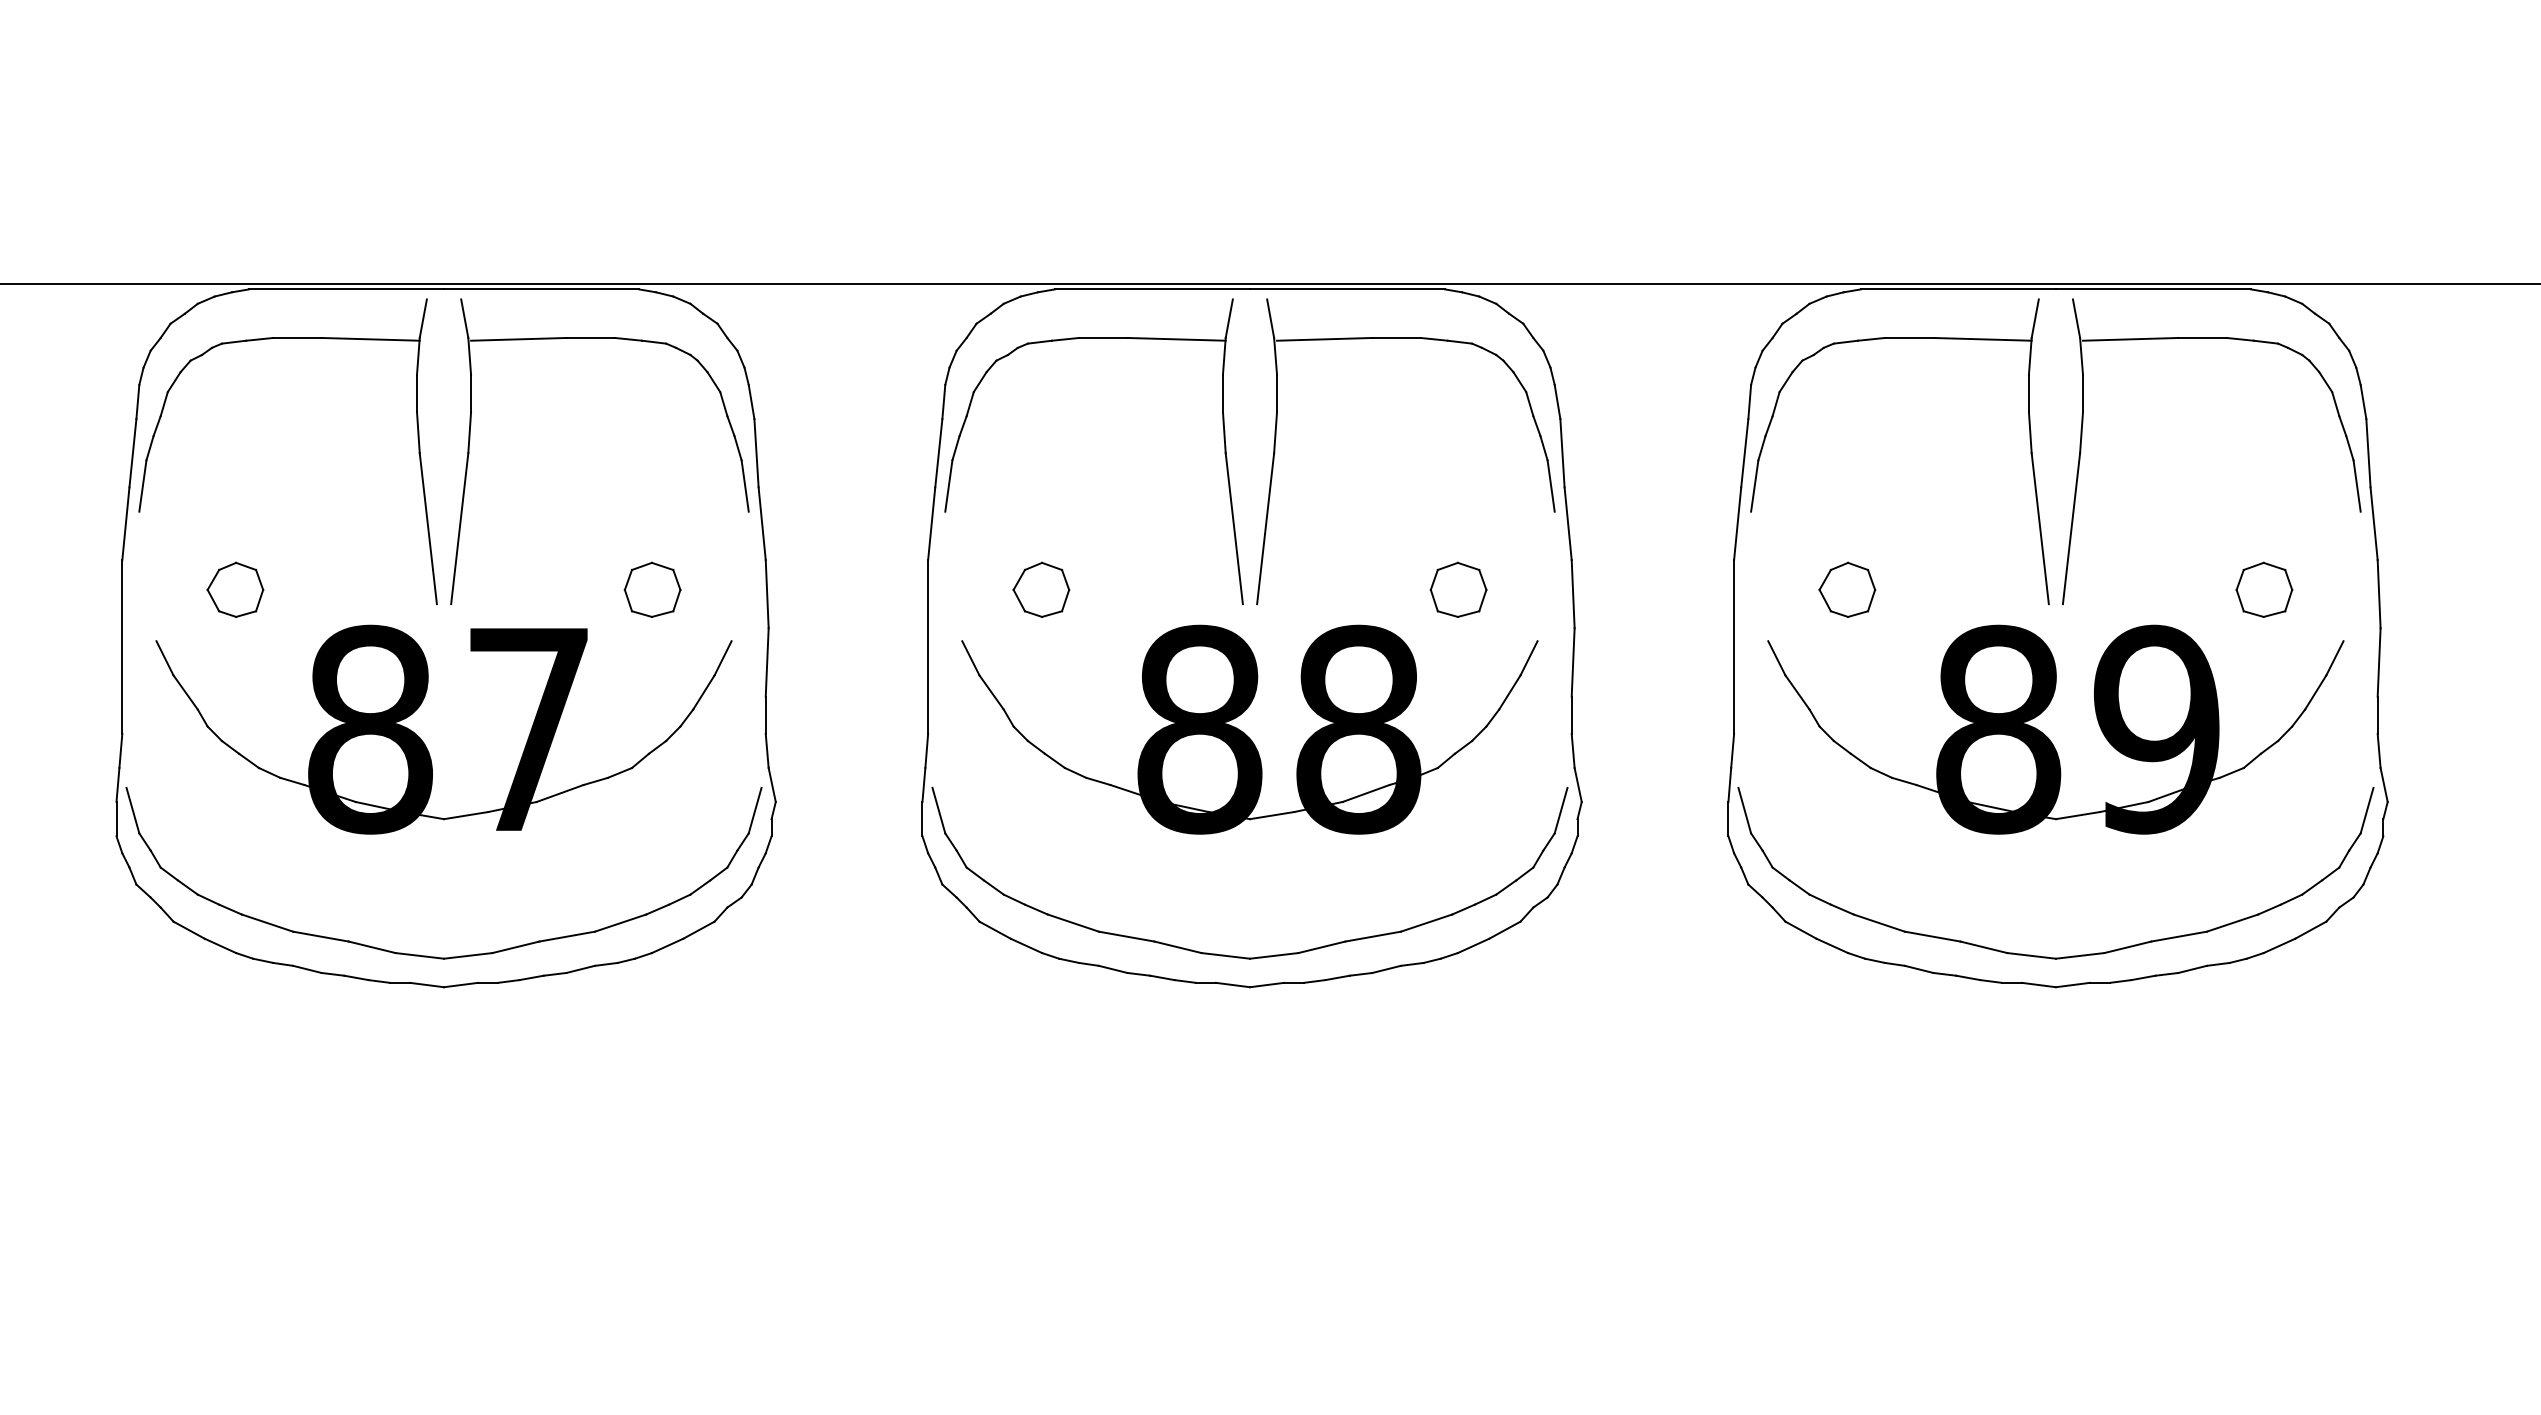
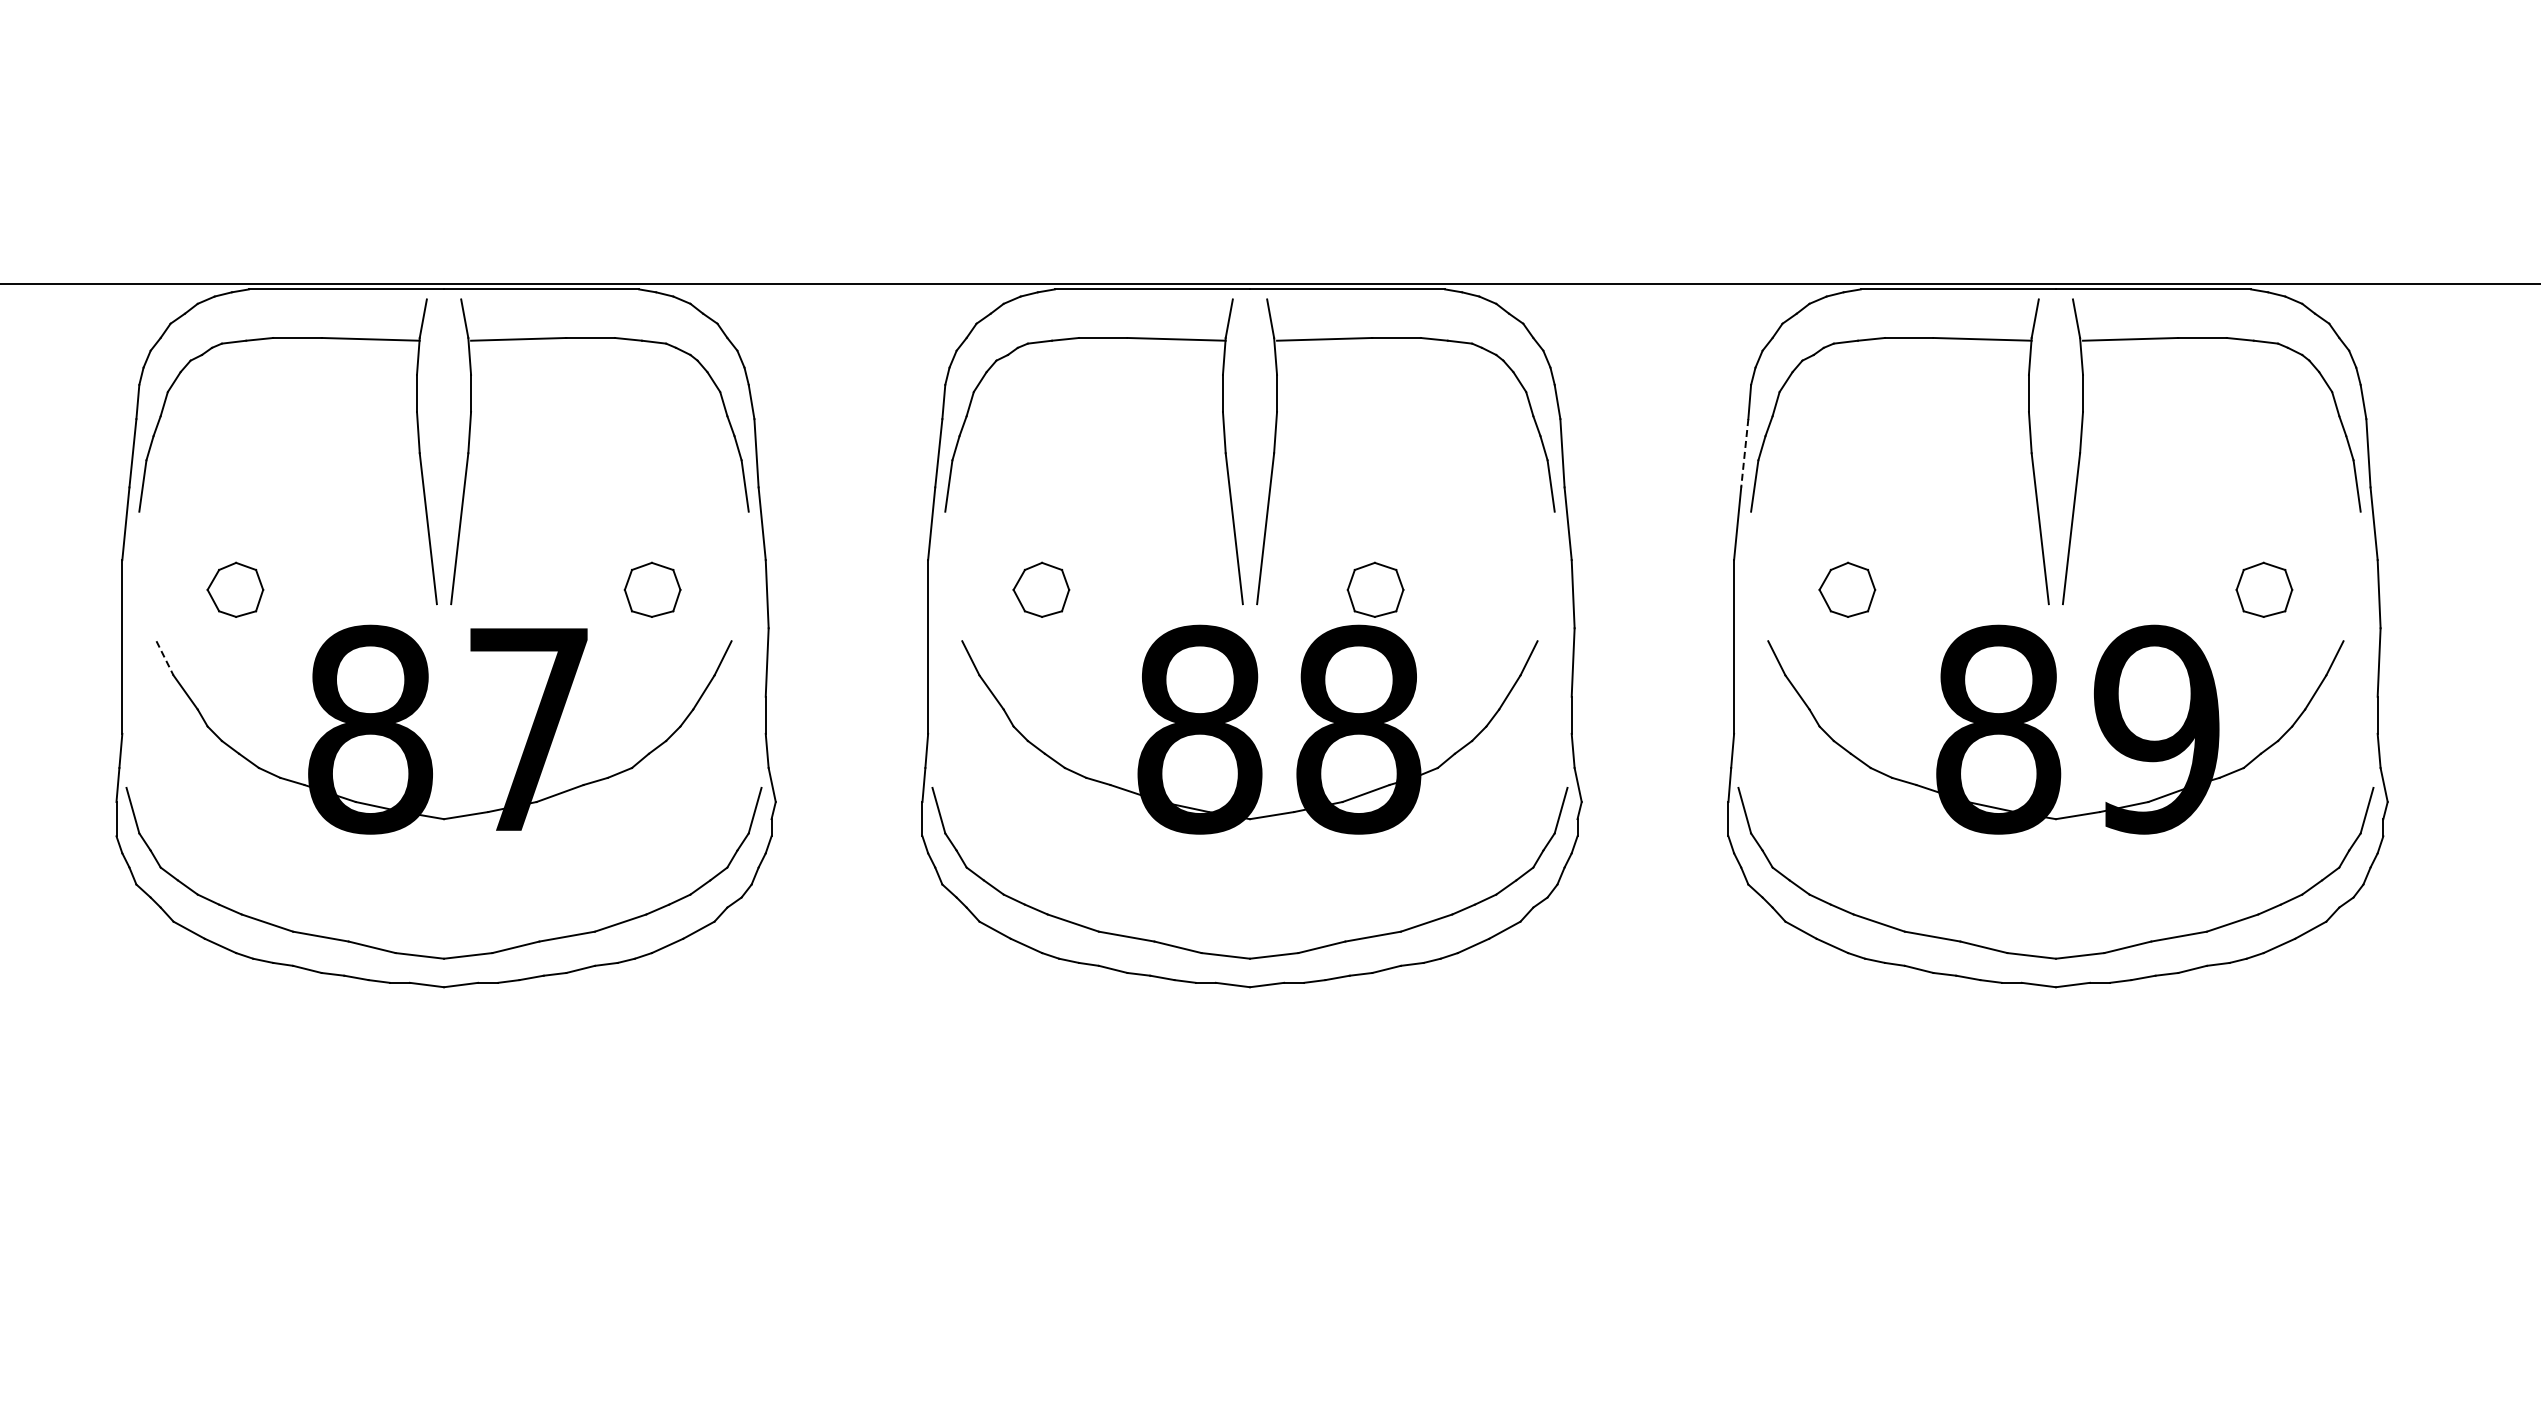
line: solid -> dashed (1744, 453)
part position: (1458, 589) -> (1375, 589) (1375, 589)
line: solid -> dashed (165, 658)
